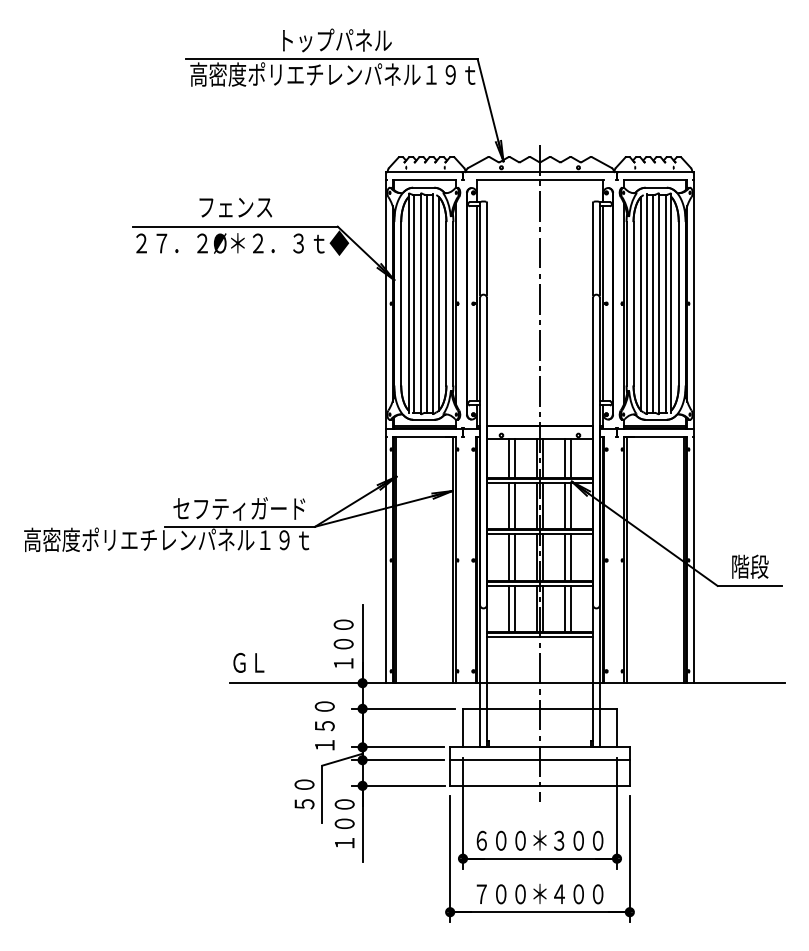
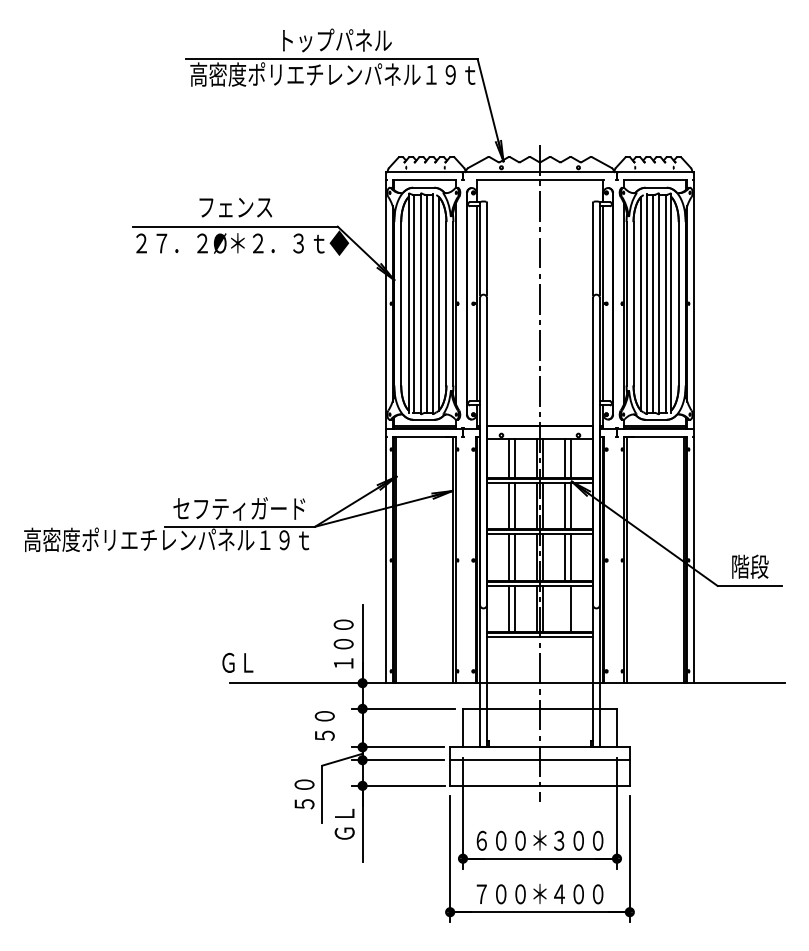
line: present -> none (564, 608)
text position: (248, 662) -> (237, 662) (237, 662)
text: １５０ -> ５０ (324, 725)
text: １００ -> ＧＬ (344, 823)
